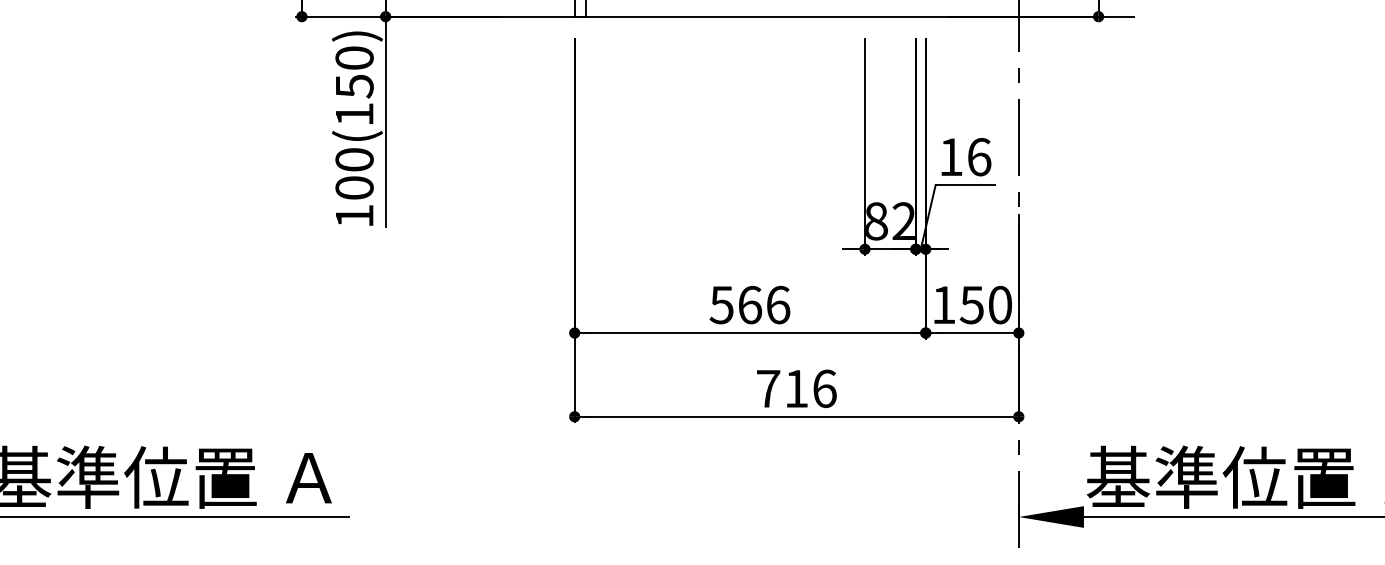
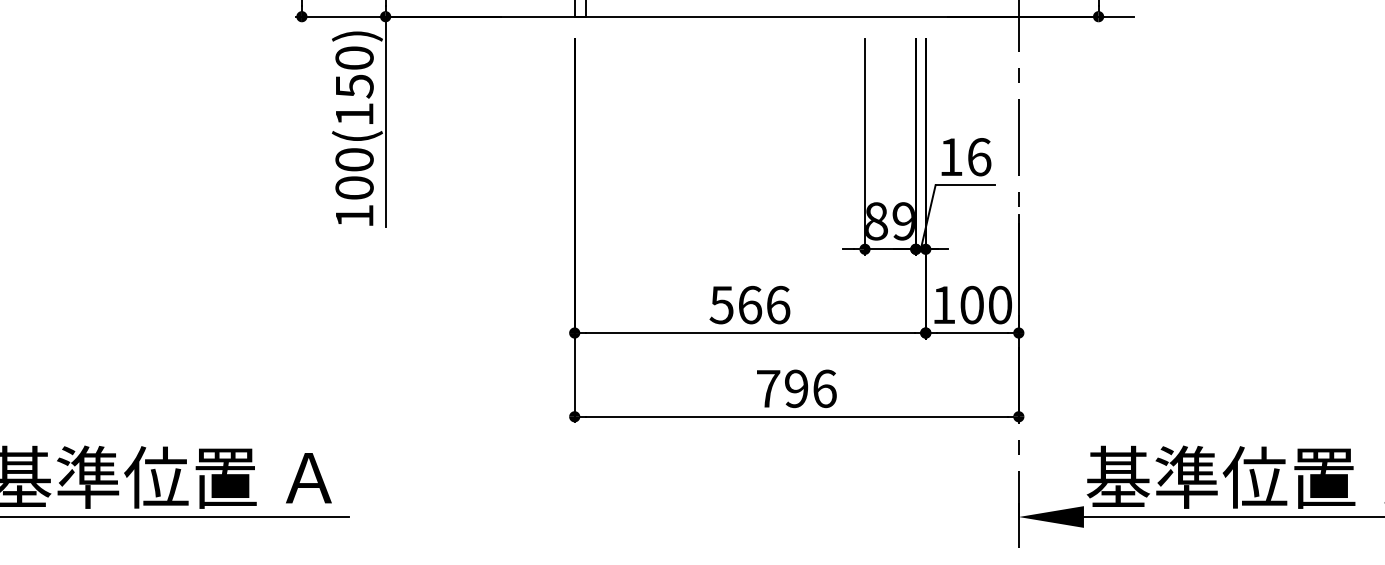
text: 82 -> 89 (903, 221)
text: 150 -> 100 (971, 304)
text: 716 -> 796 (796, 388)
